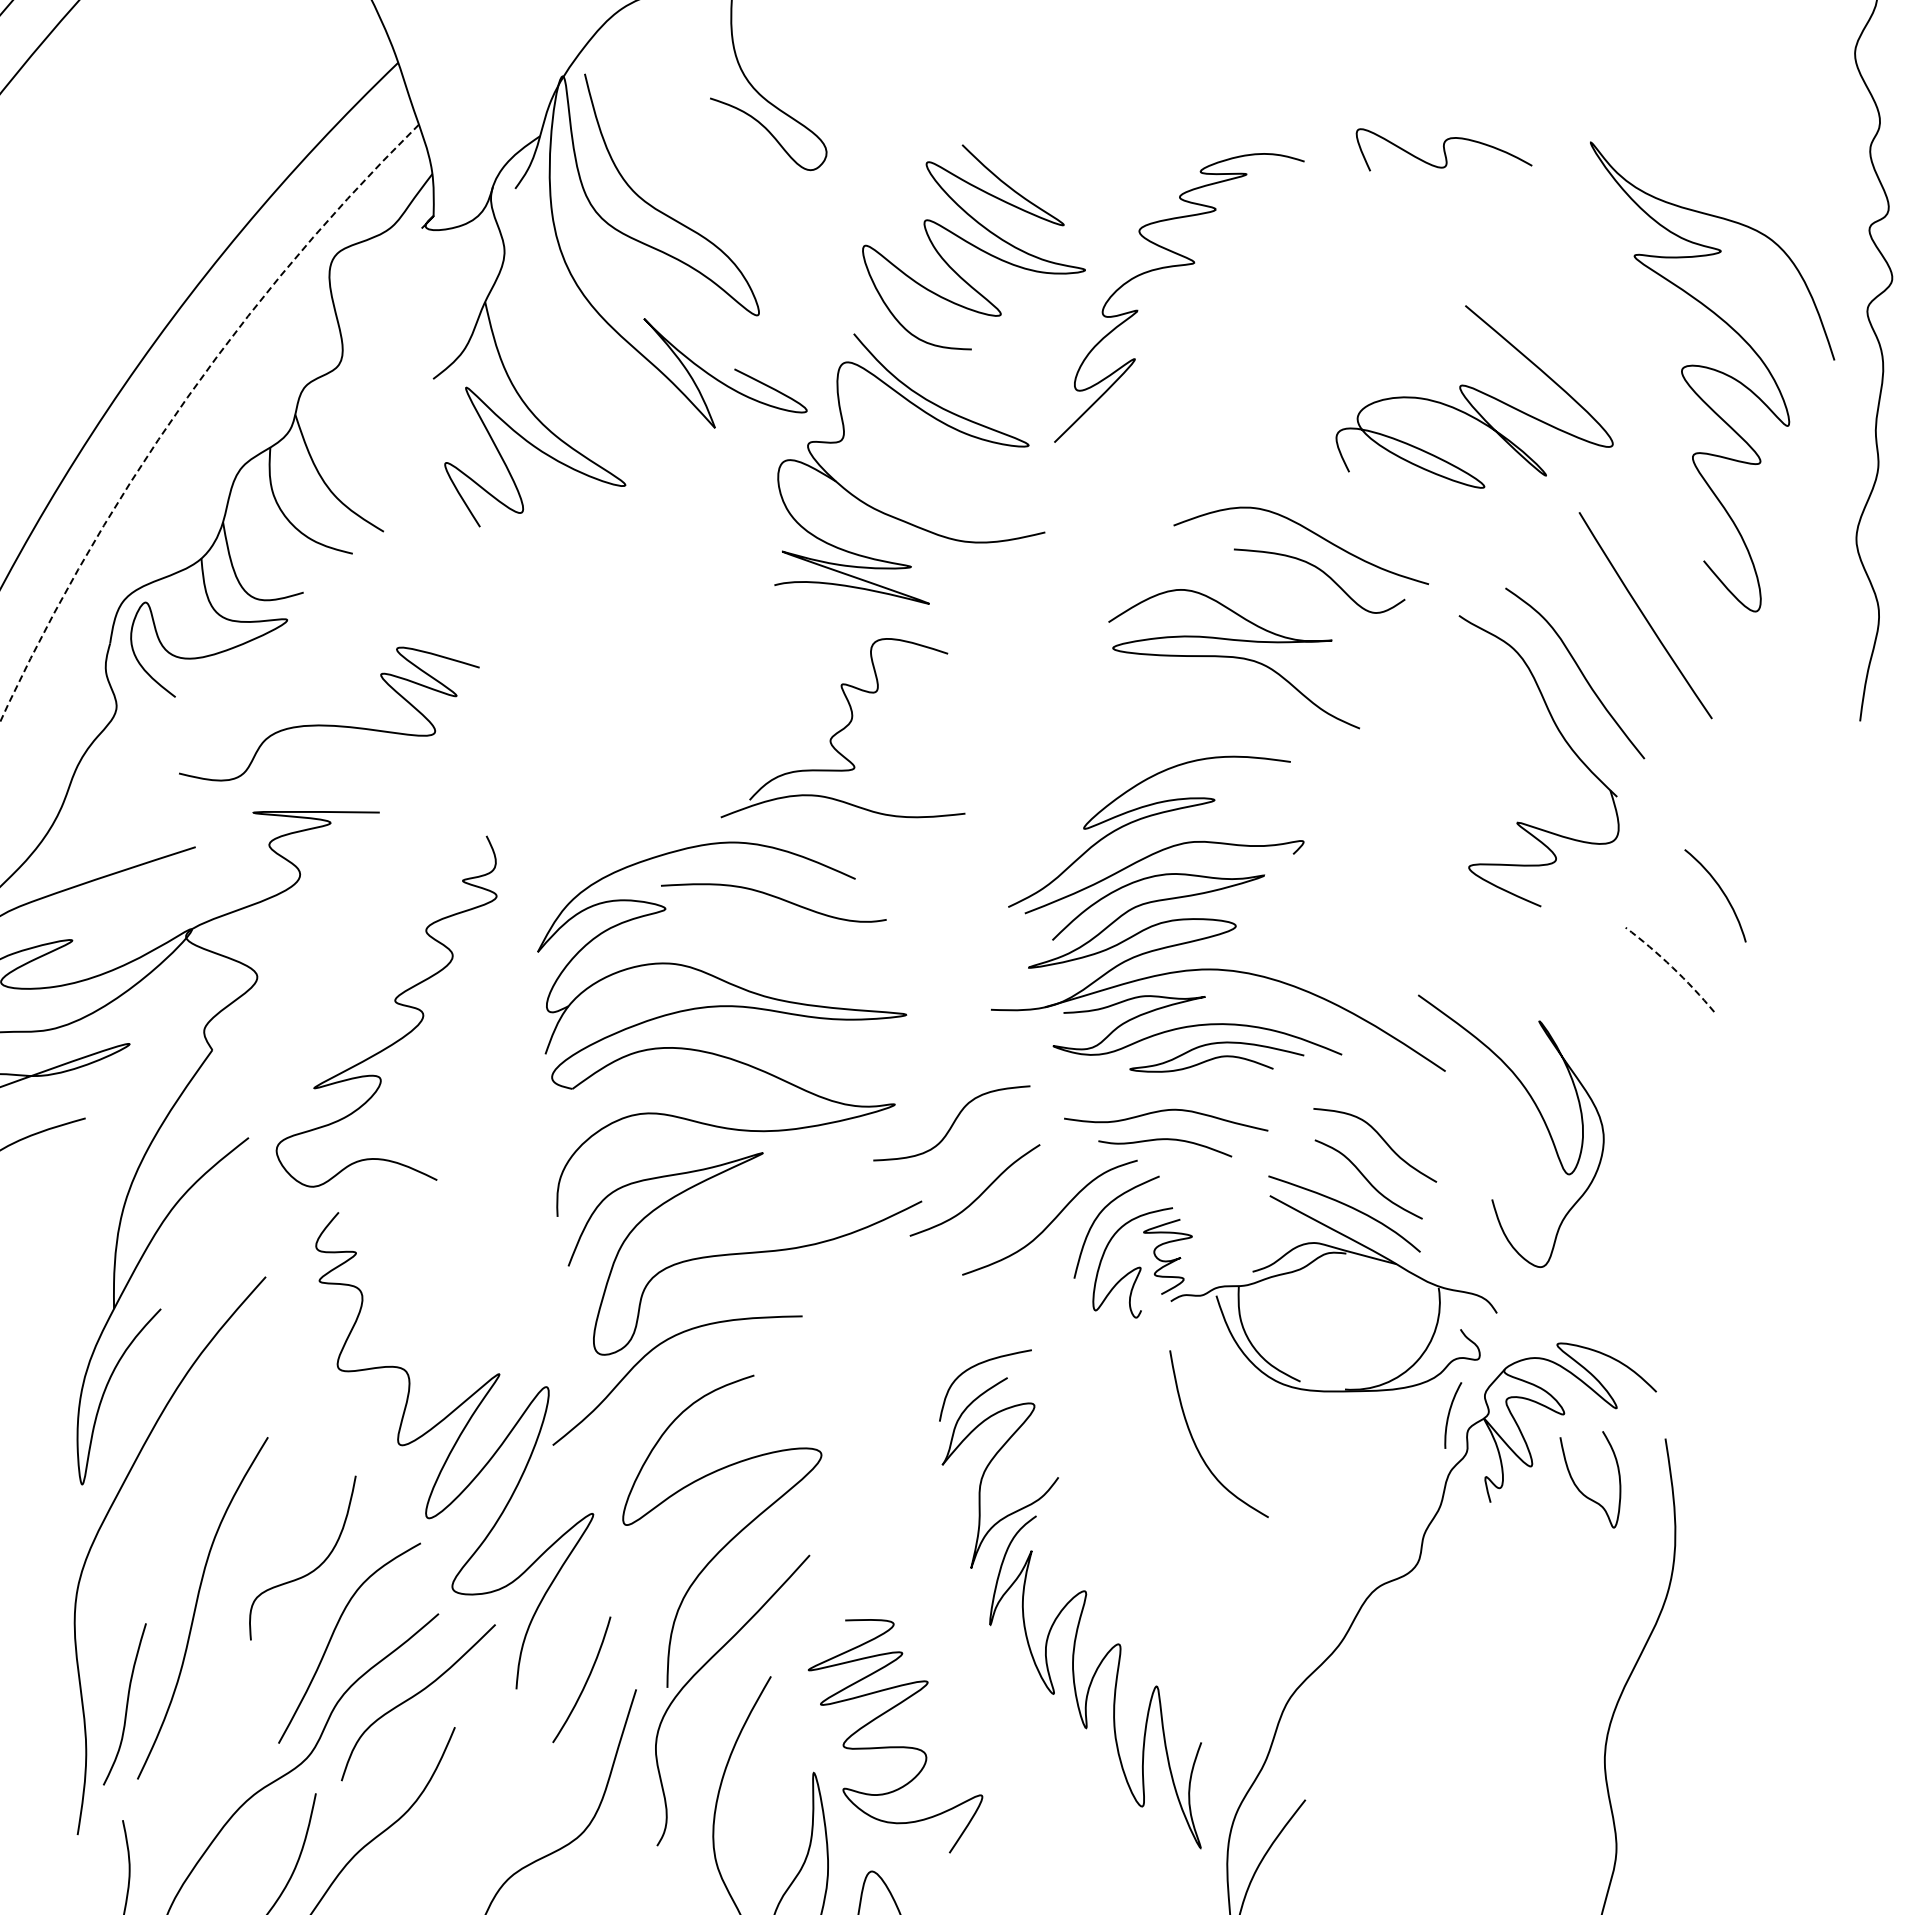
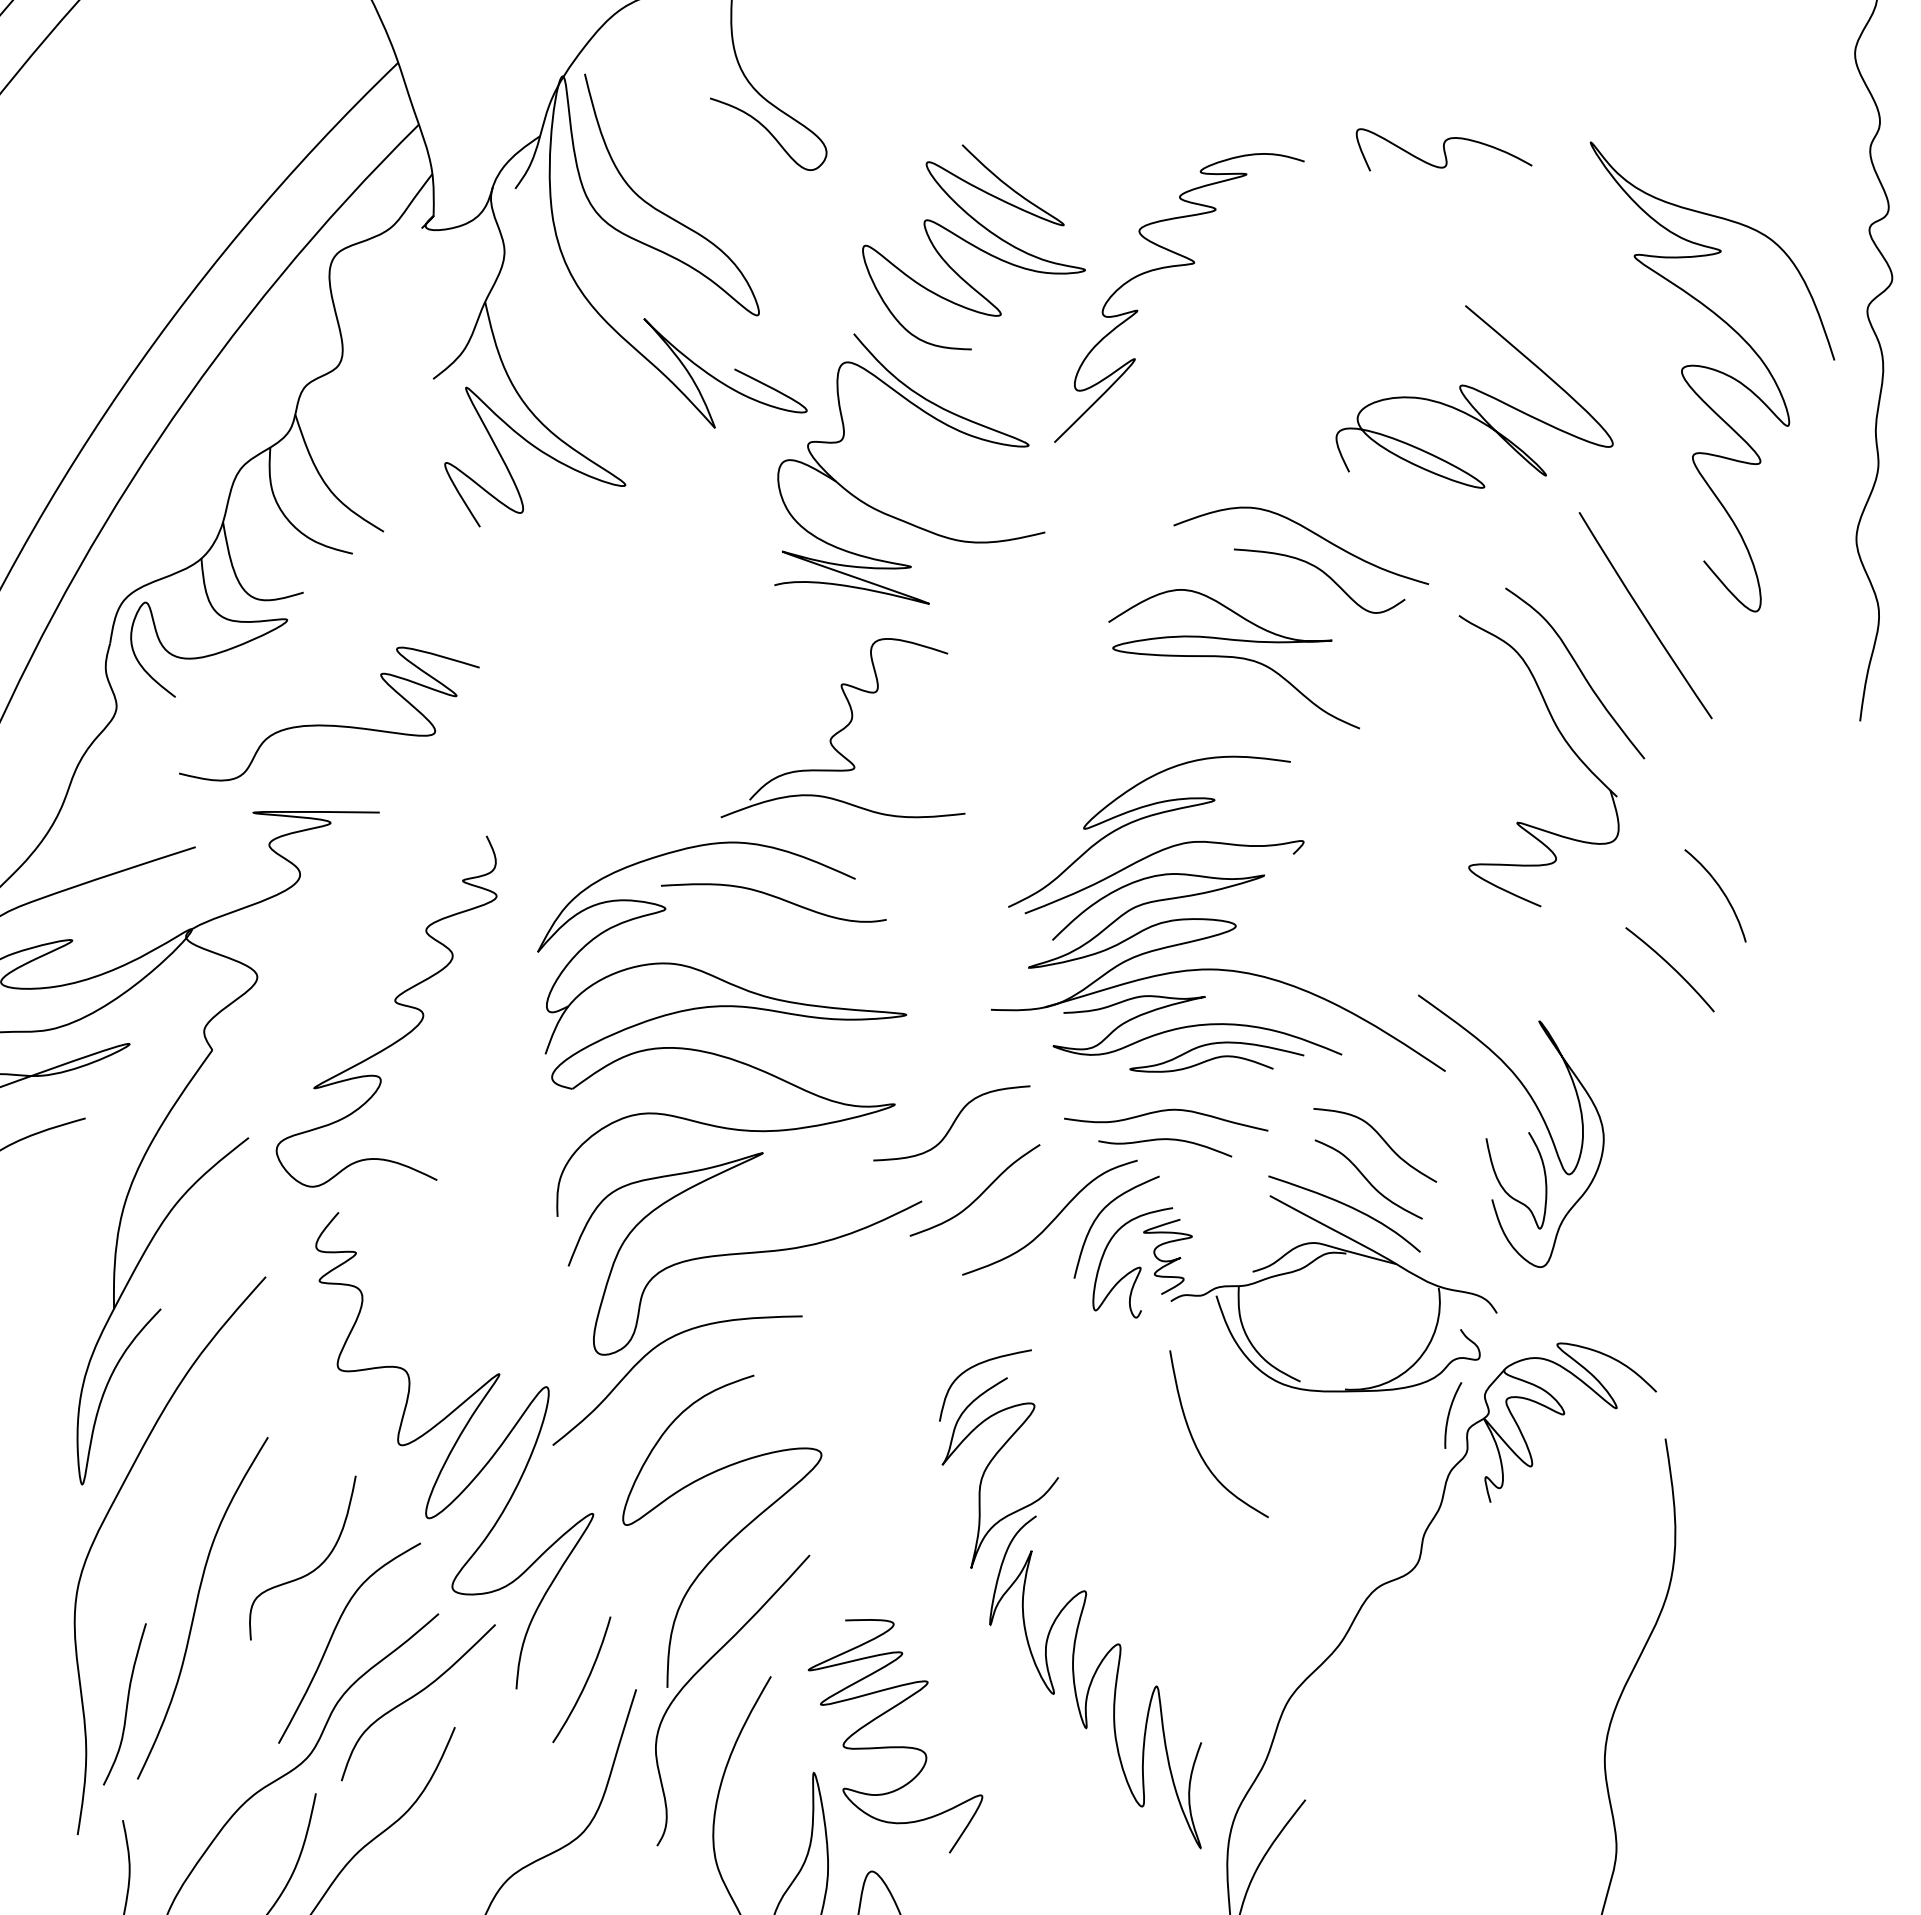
arc: dashed -> solid (181, 405)
arc: dashed -> solid (1672, 967)
curve position: (1578, 1487) -> (1504, 1188) (1504, 1188)
